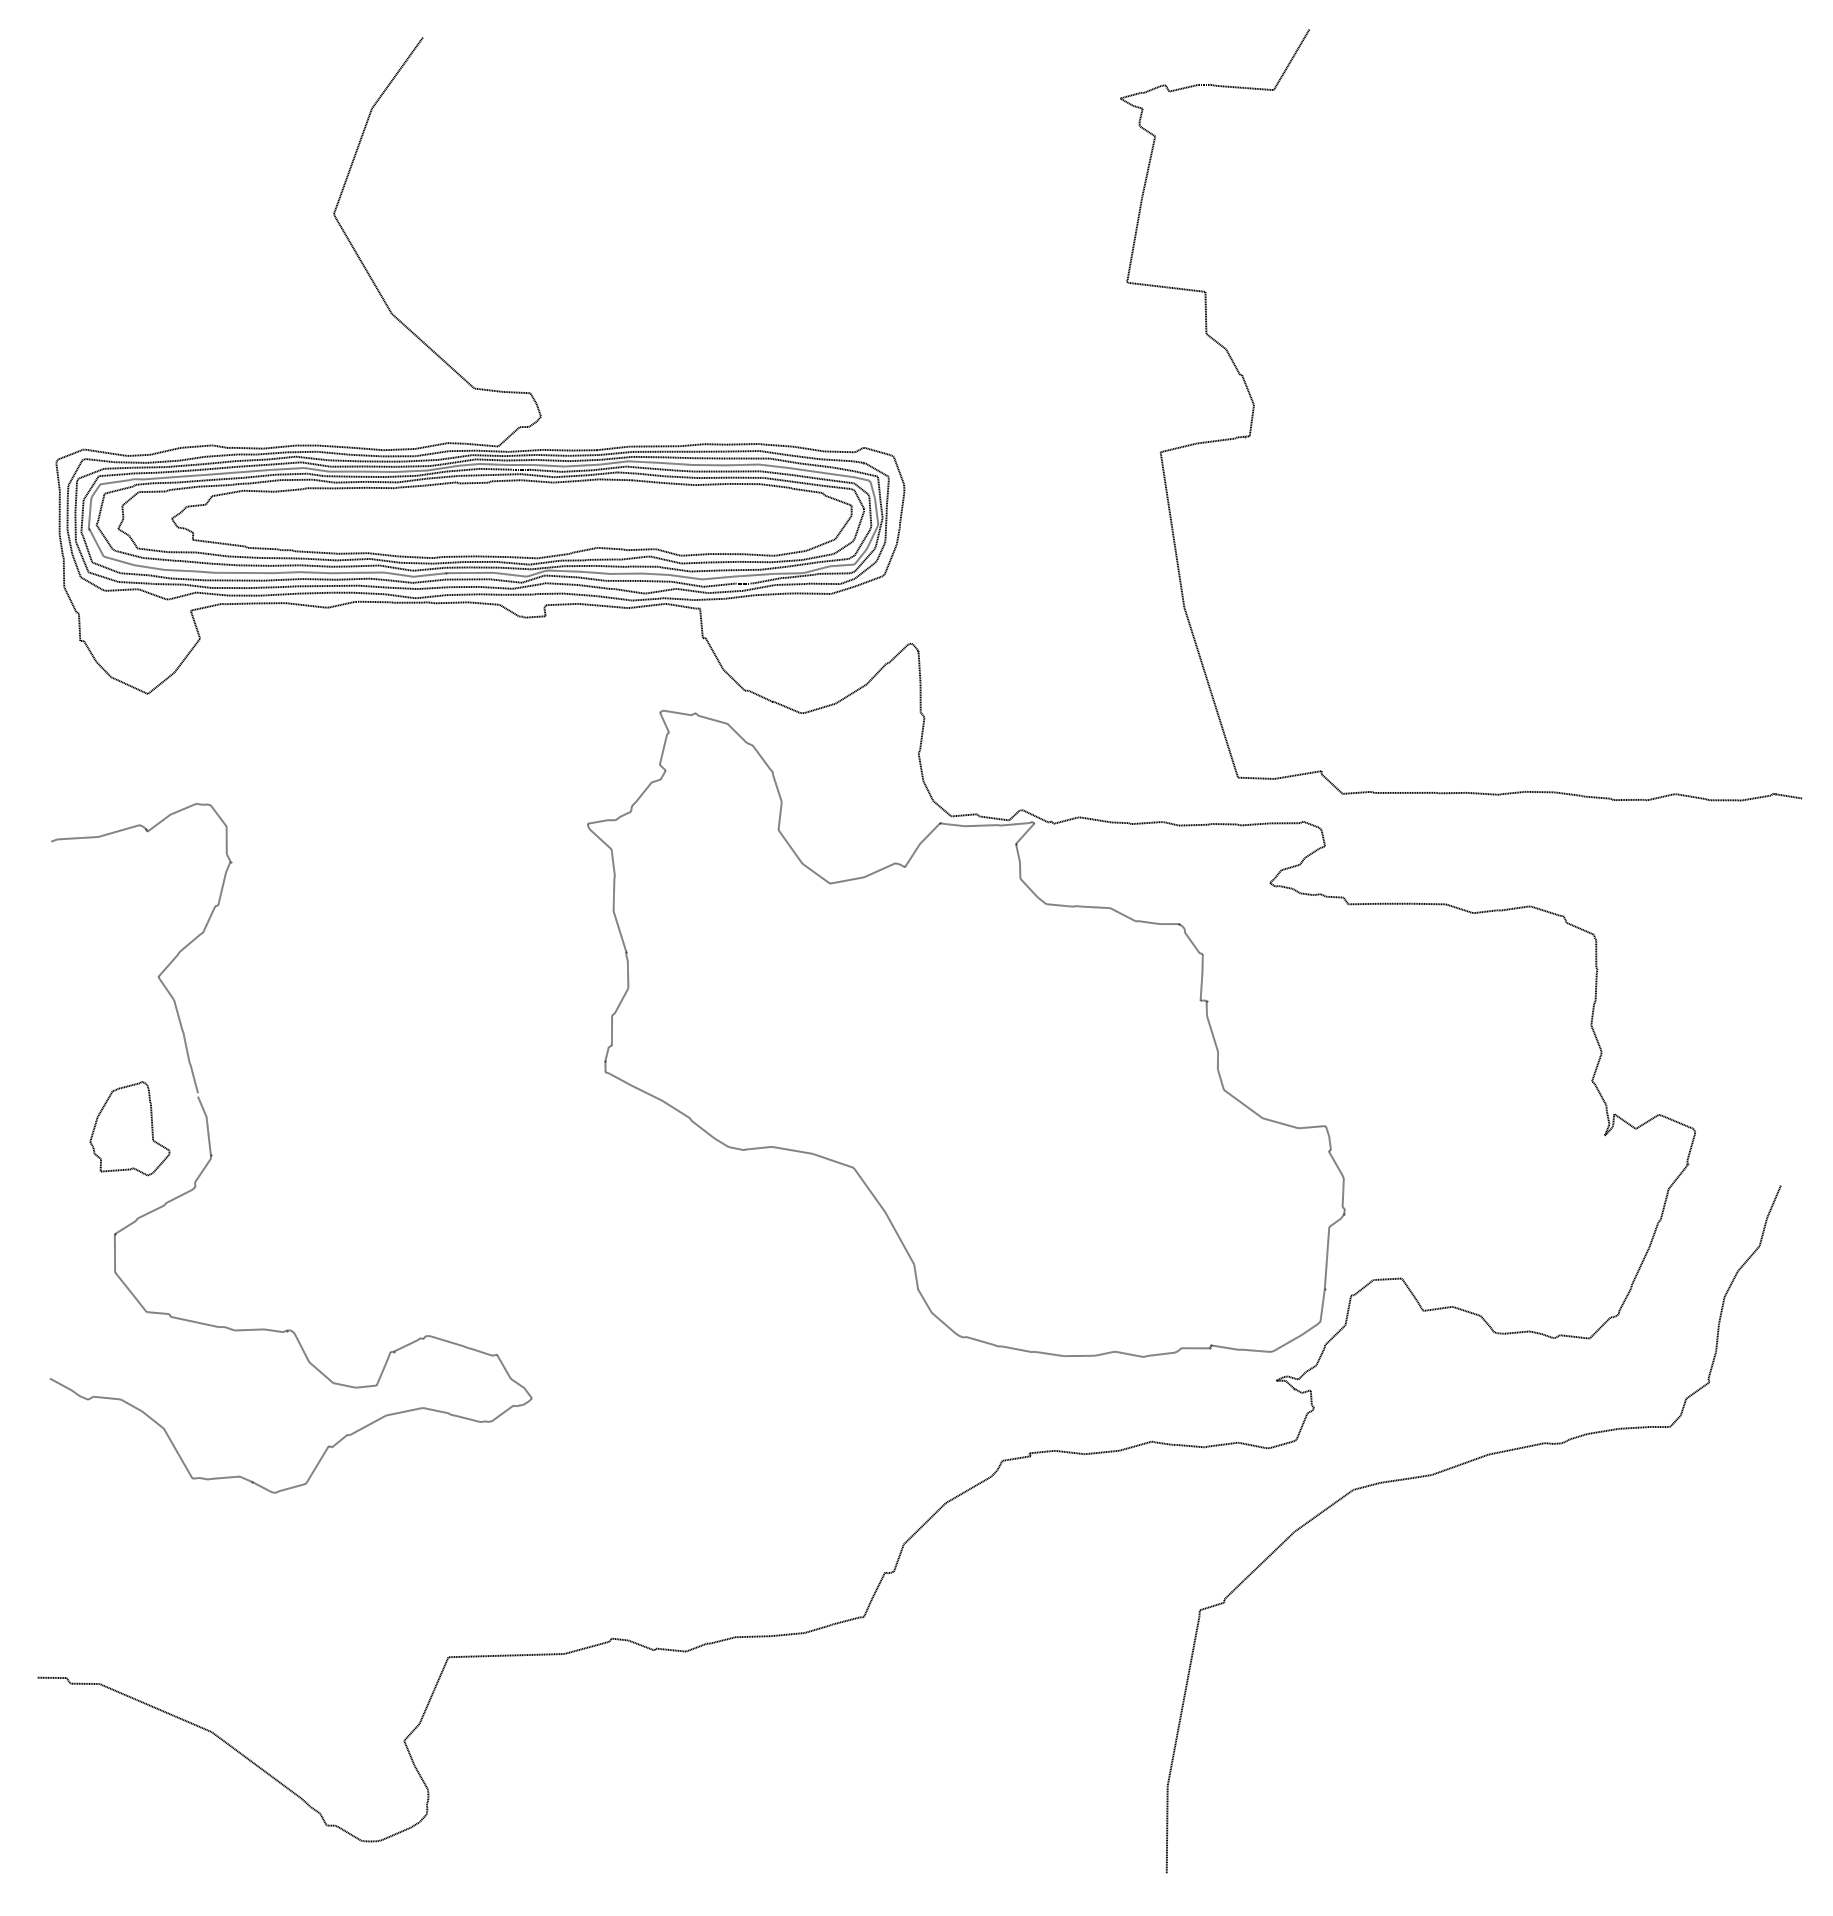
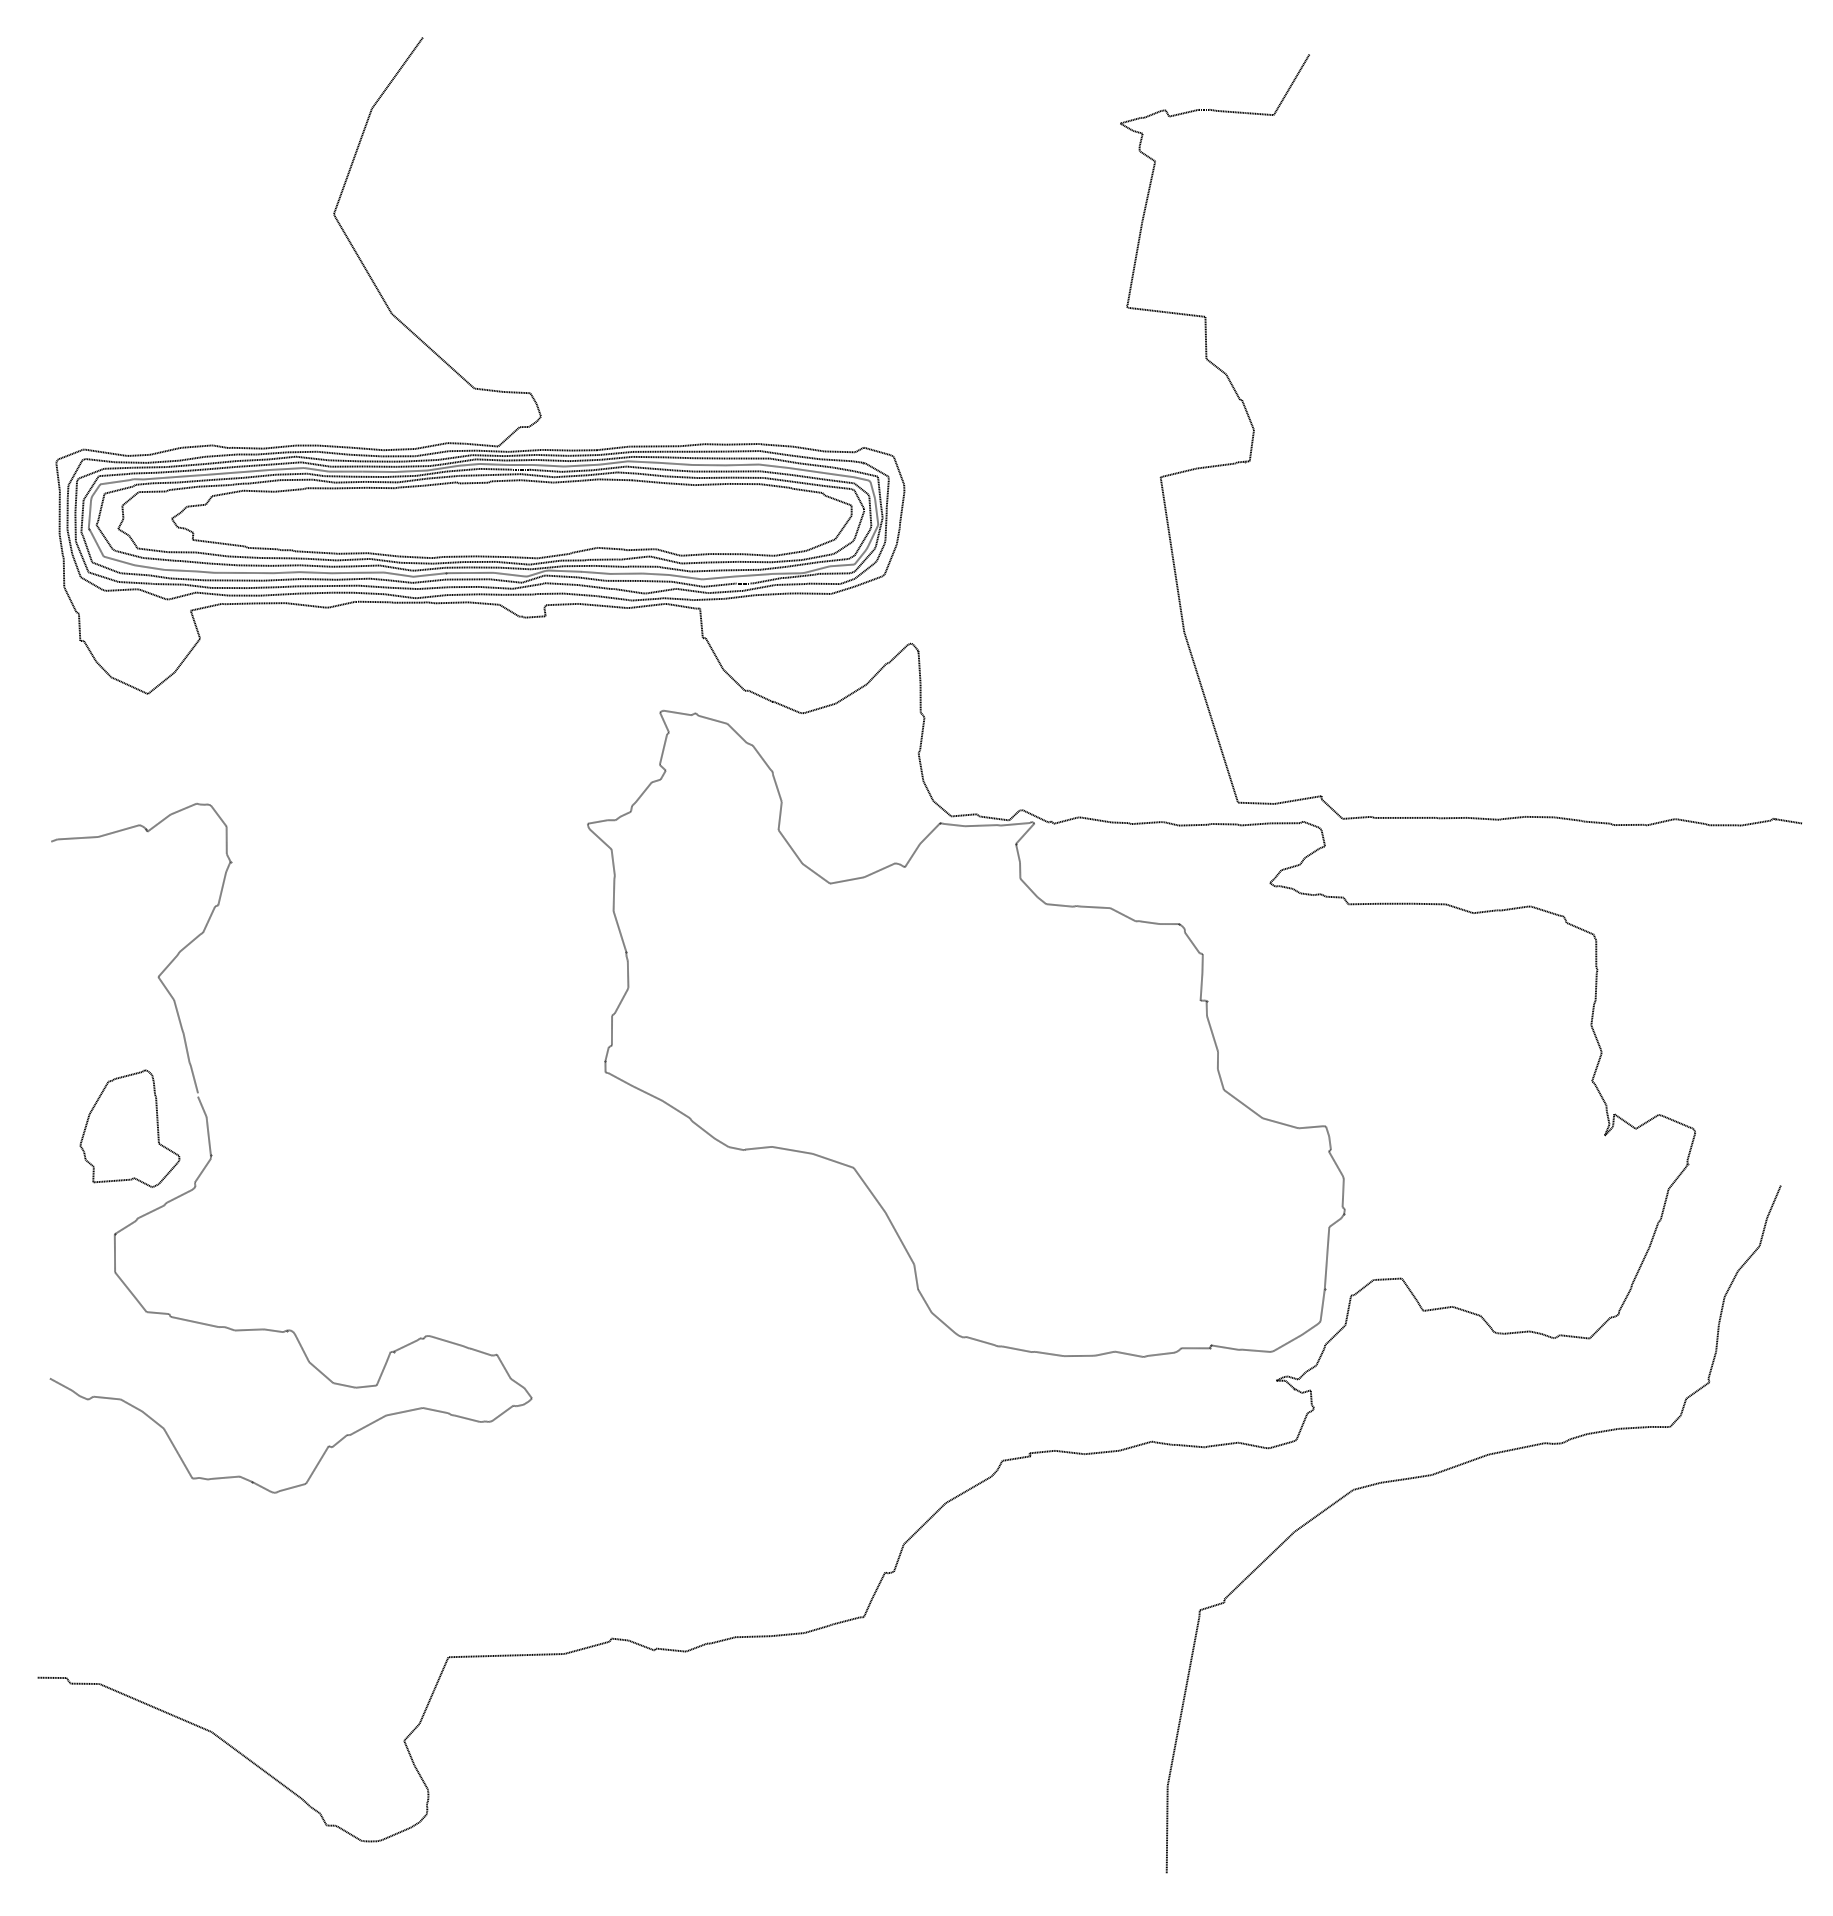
curve position: (1254, 410) -> (1254, 435) (1254, 435)
part size: 82x96 px -> 102x119 px (129, 1128)
